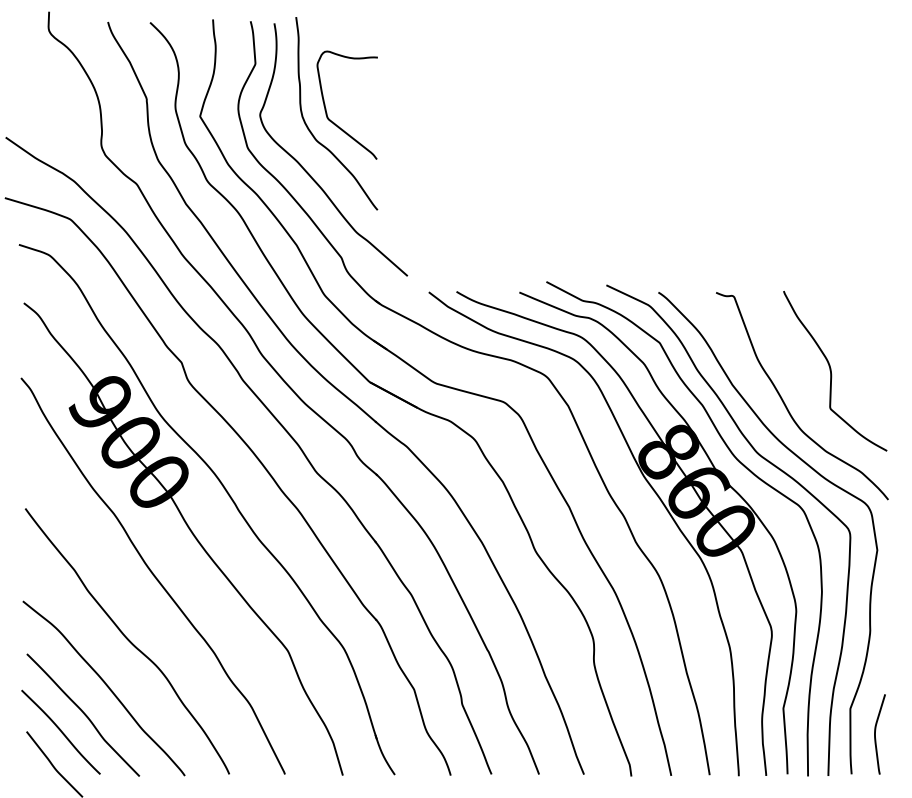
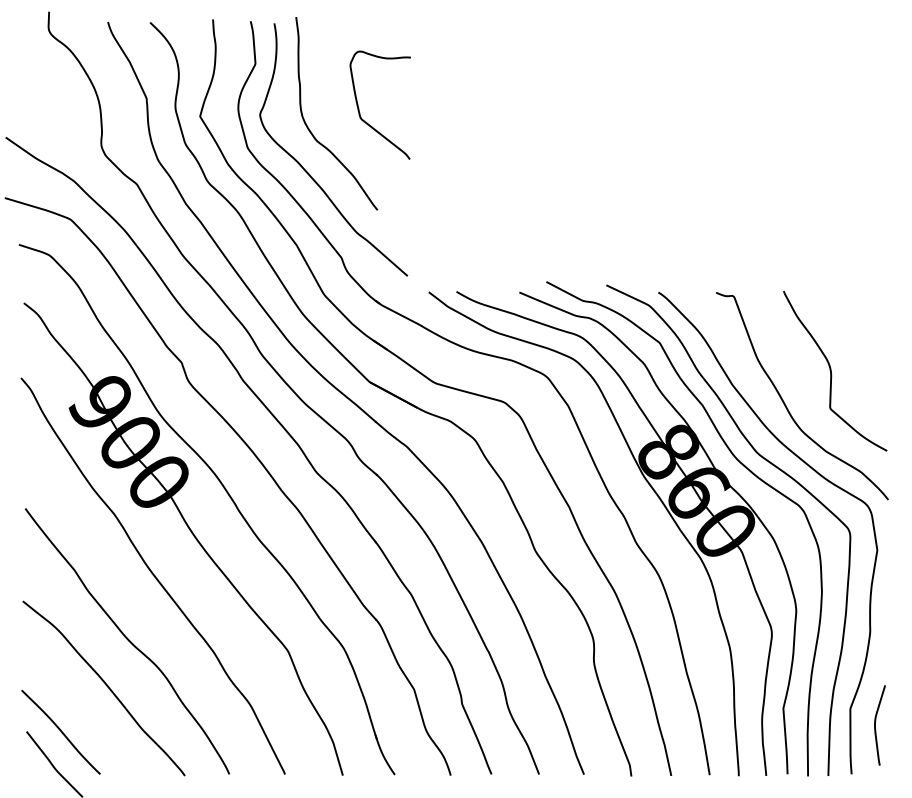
curve position: (326, 108) -> (359, 108) (359, 108)
curve: present -> none (83, 714)
curve position: (875, 734) -> (875, 725) (875, 725)
